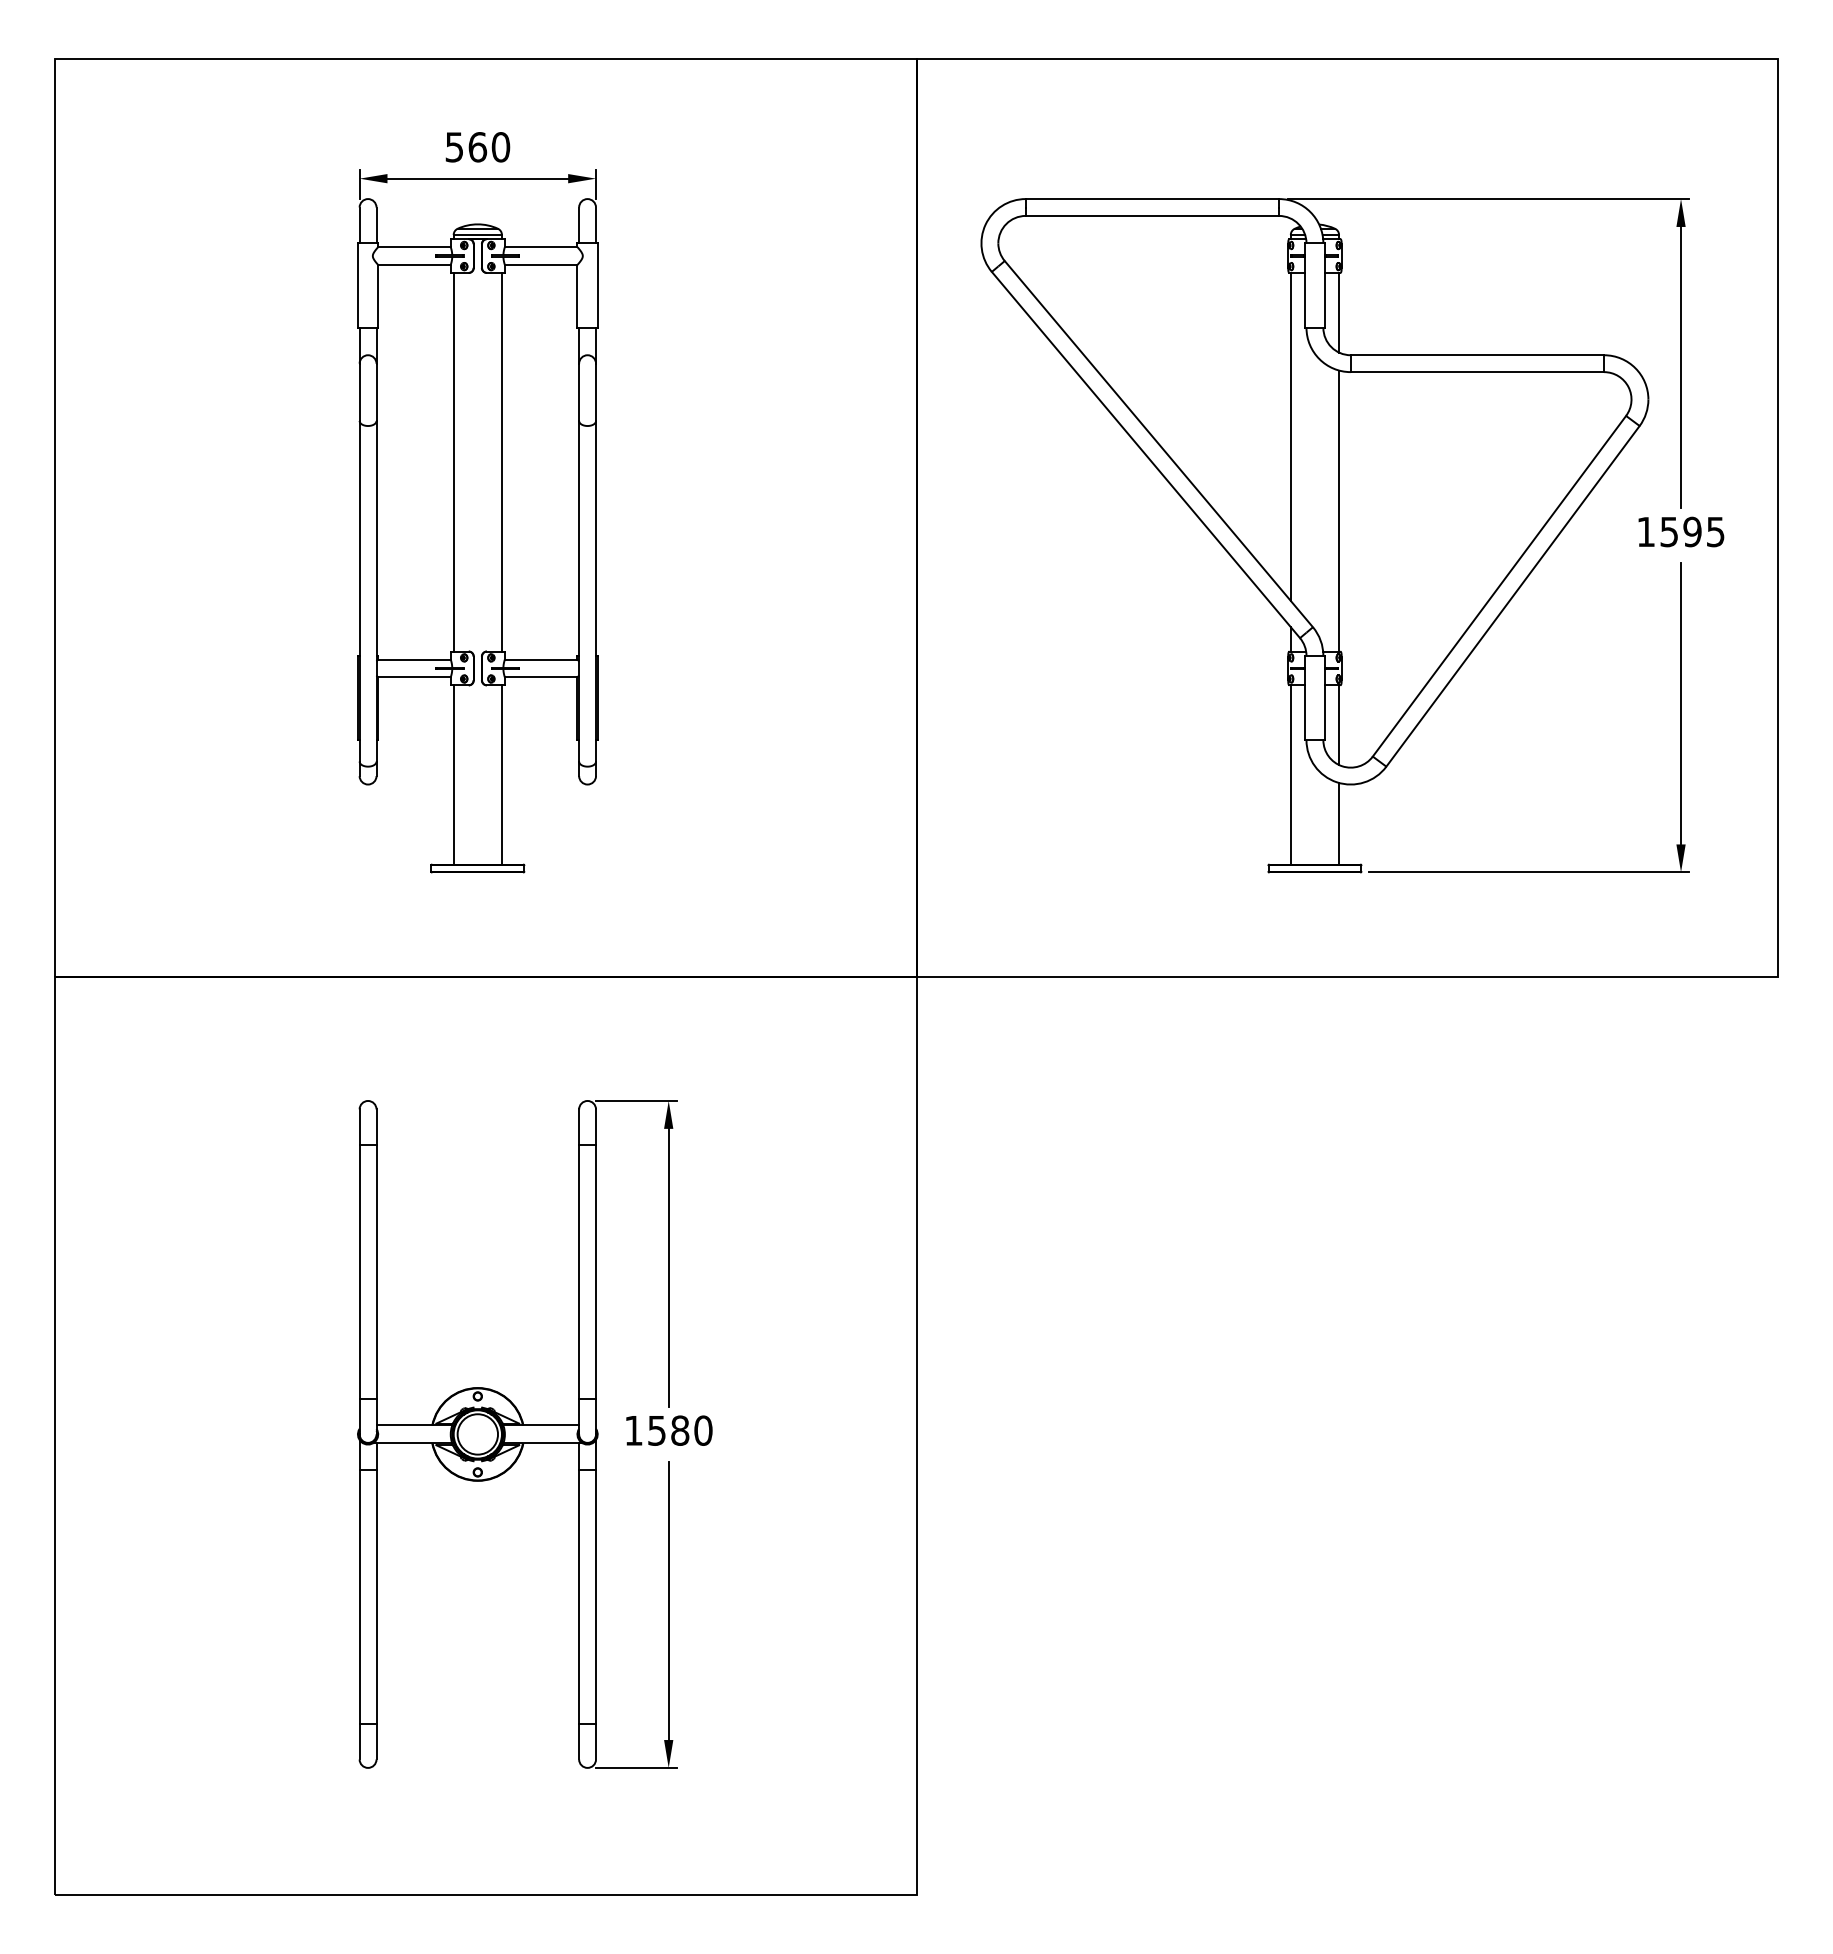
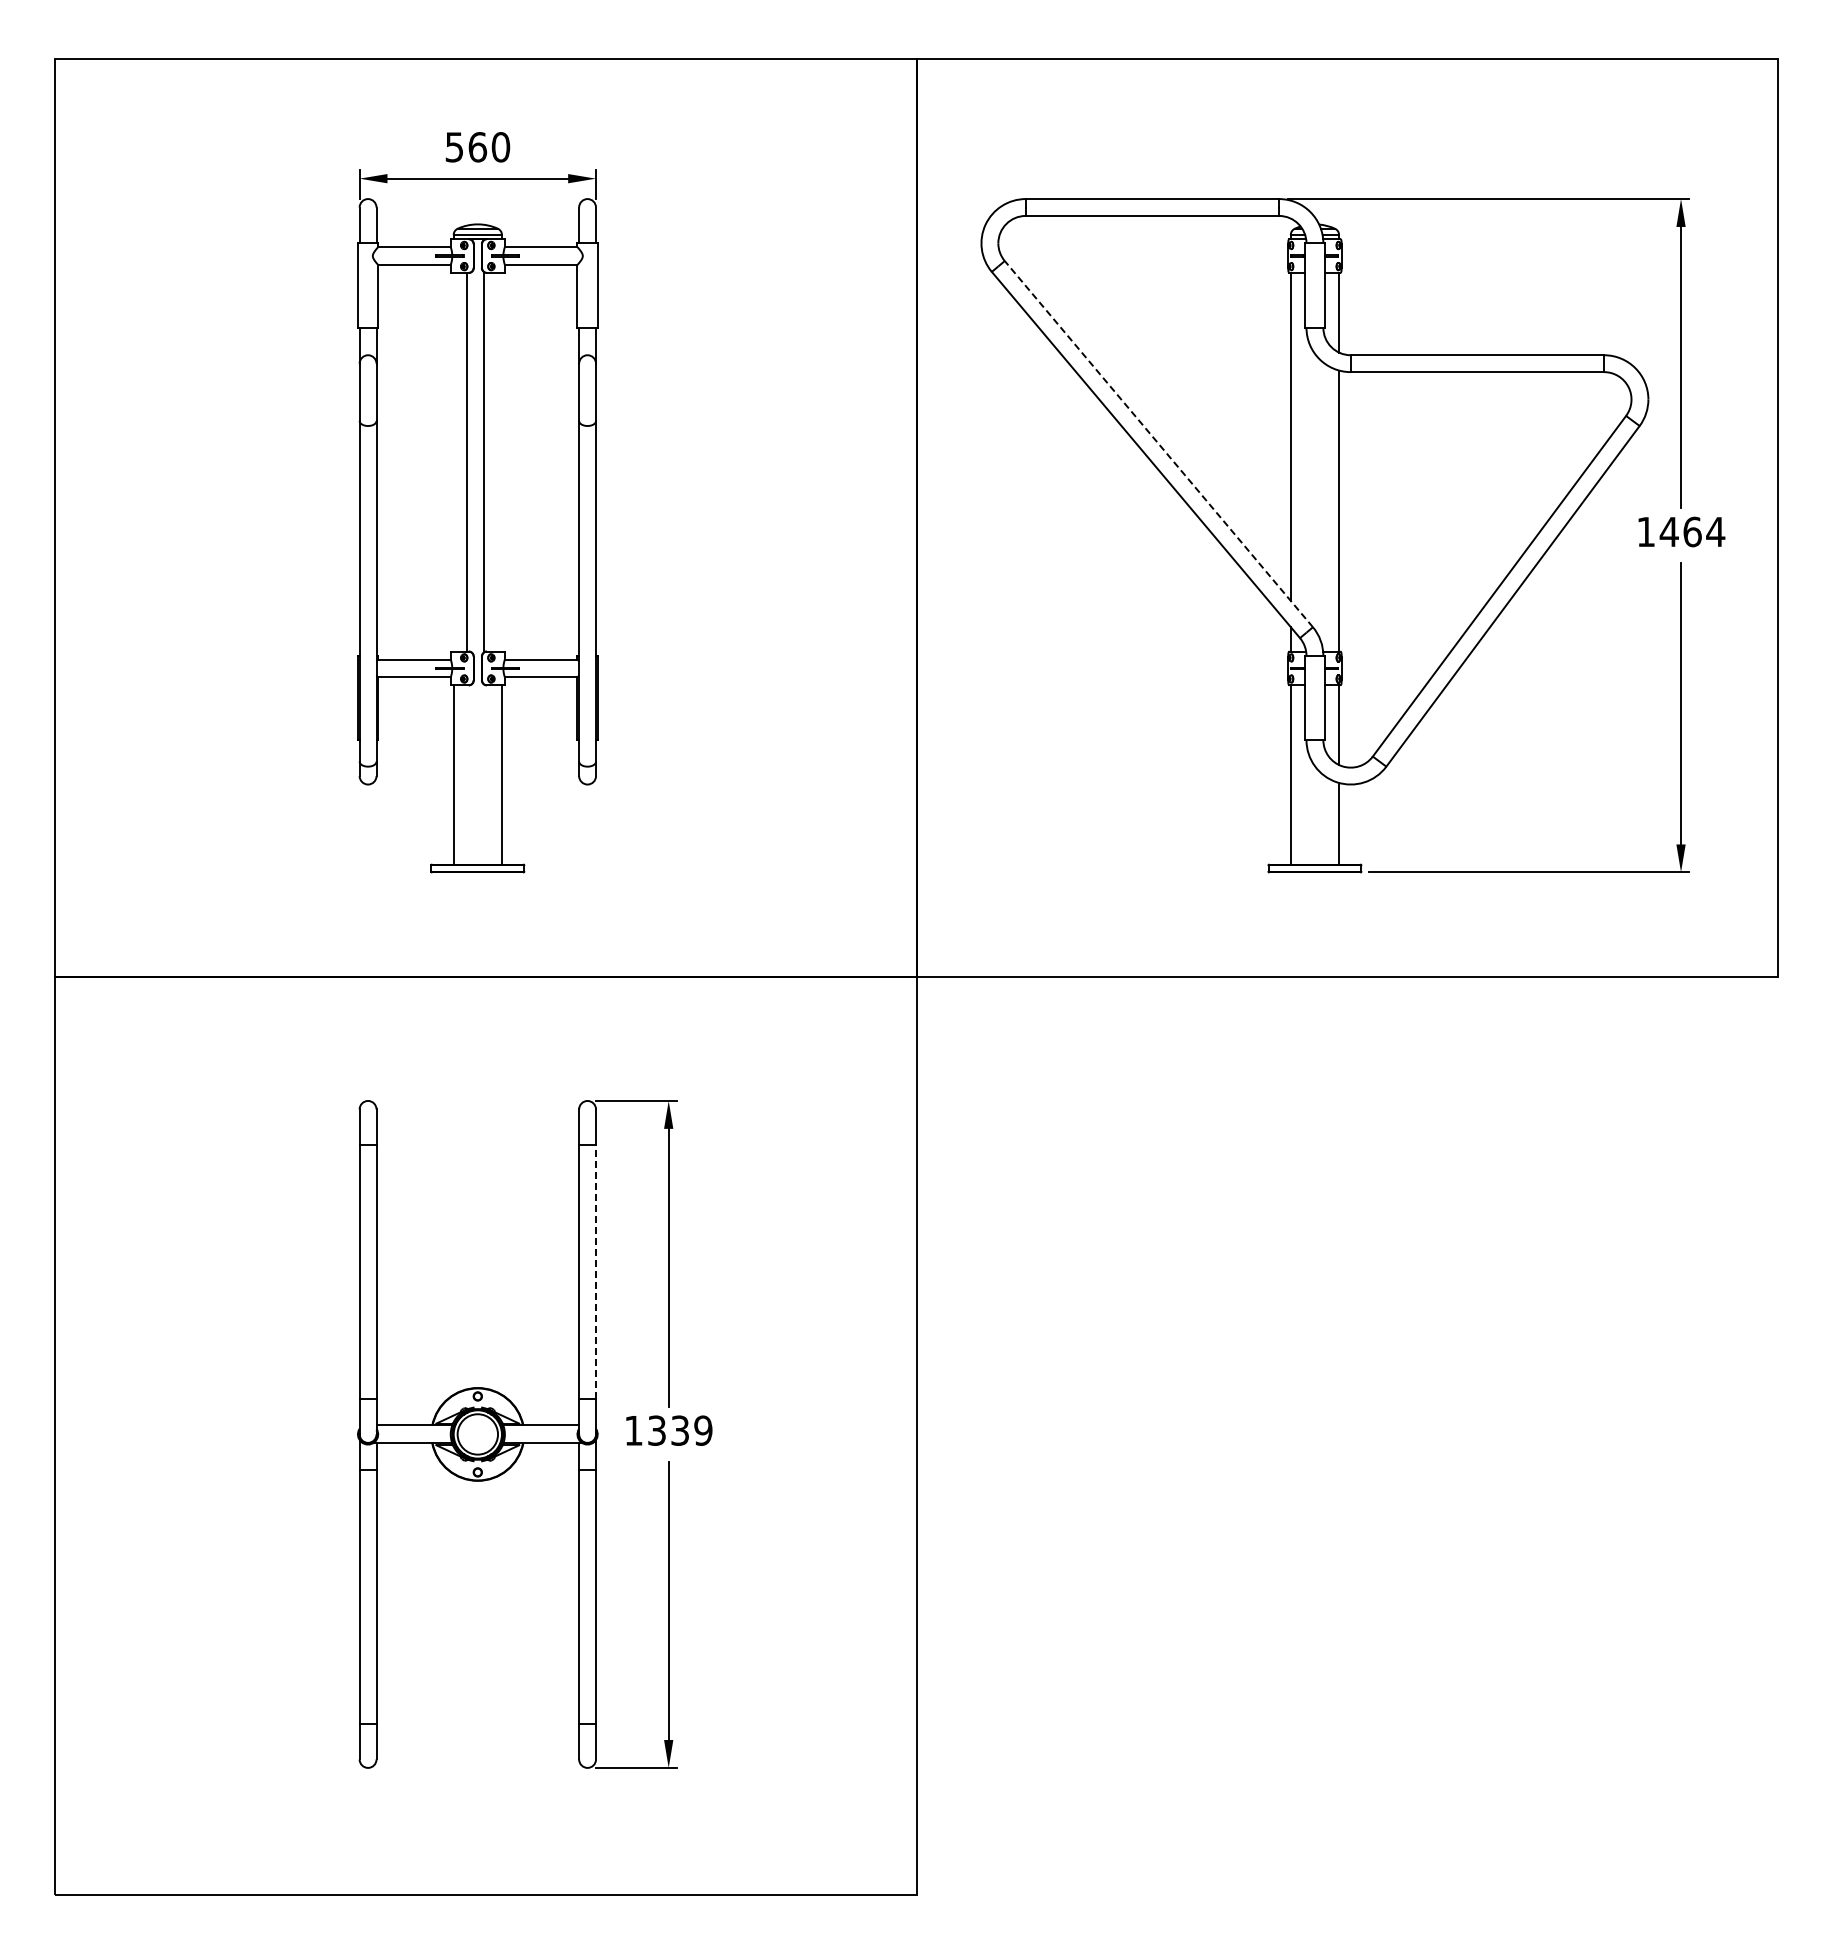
line: solid -> dashed (1158, 443)
line position: (453, 461) -> (466, 461) (466, 461)
line position: (501, 461) -> (483, 461) (483, 461)
text: 1595 -> 1464 (1692, 531)
line: solid -> dashed (596, 1271)
text: 1580 -> 1339 (680, 1430)
